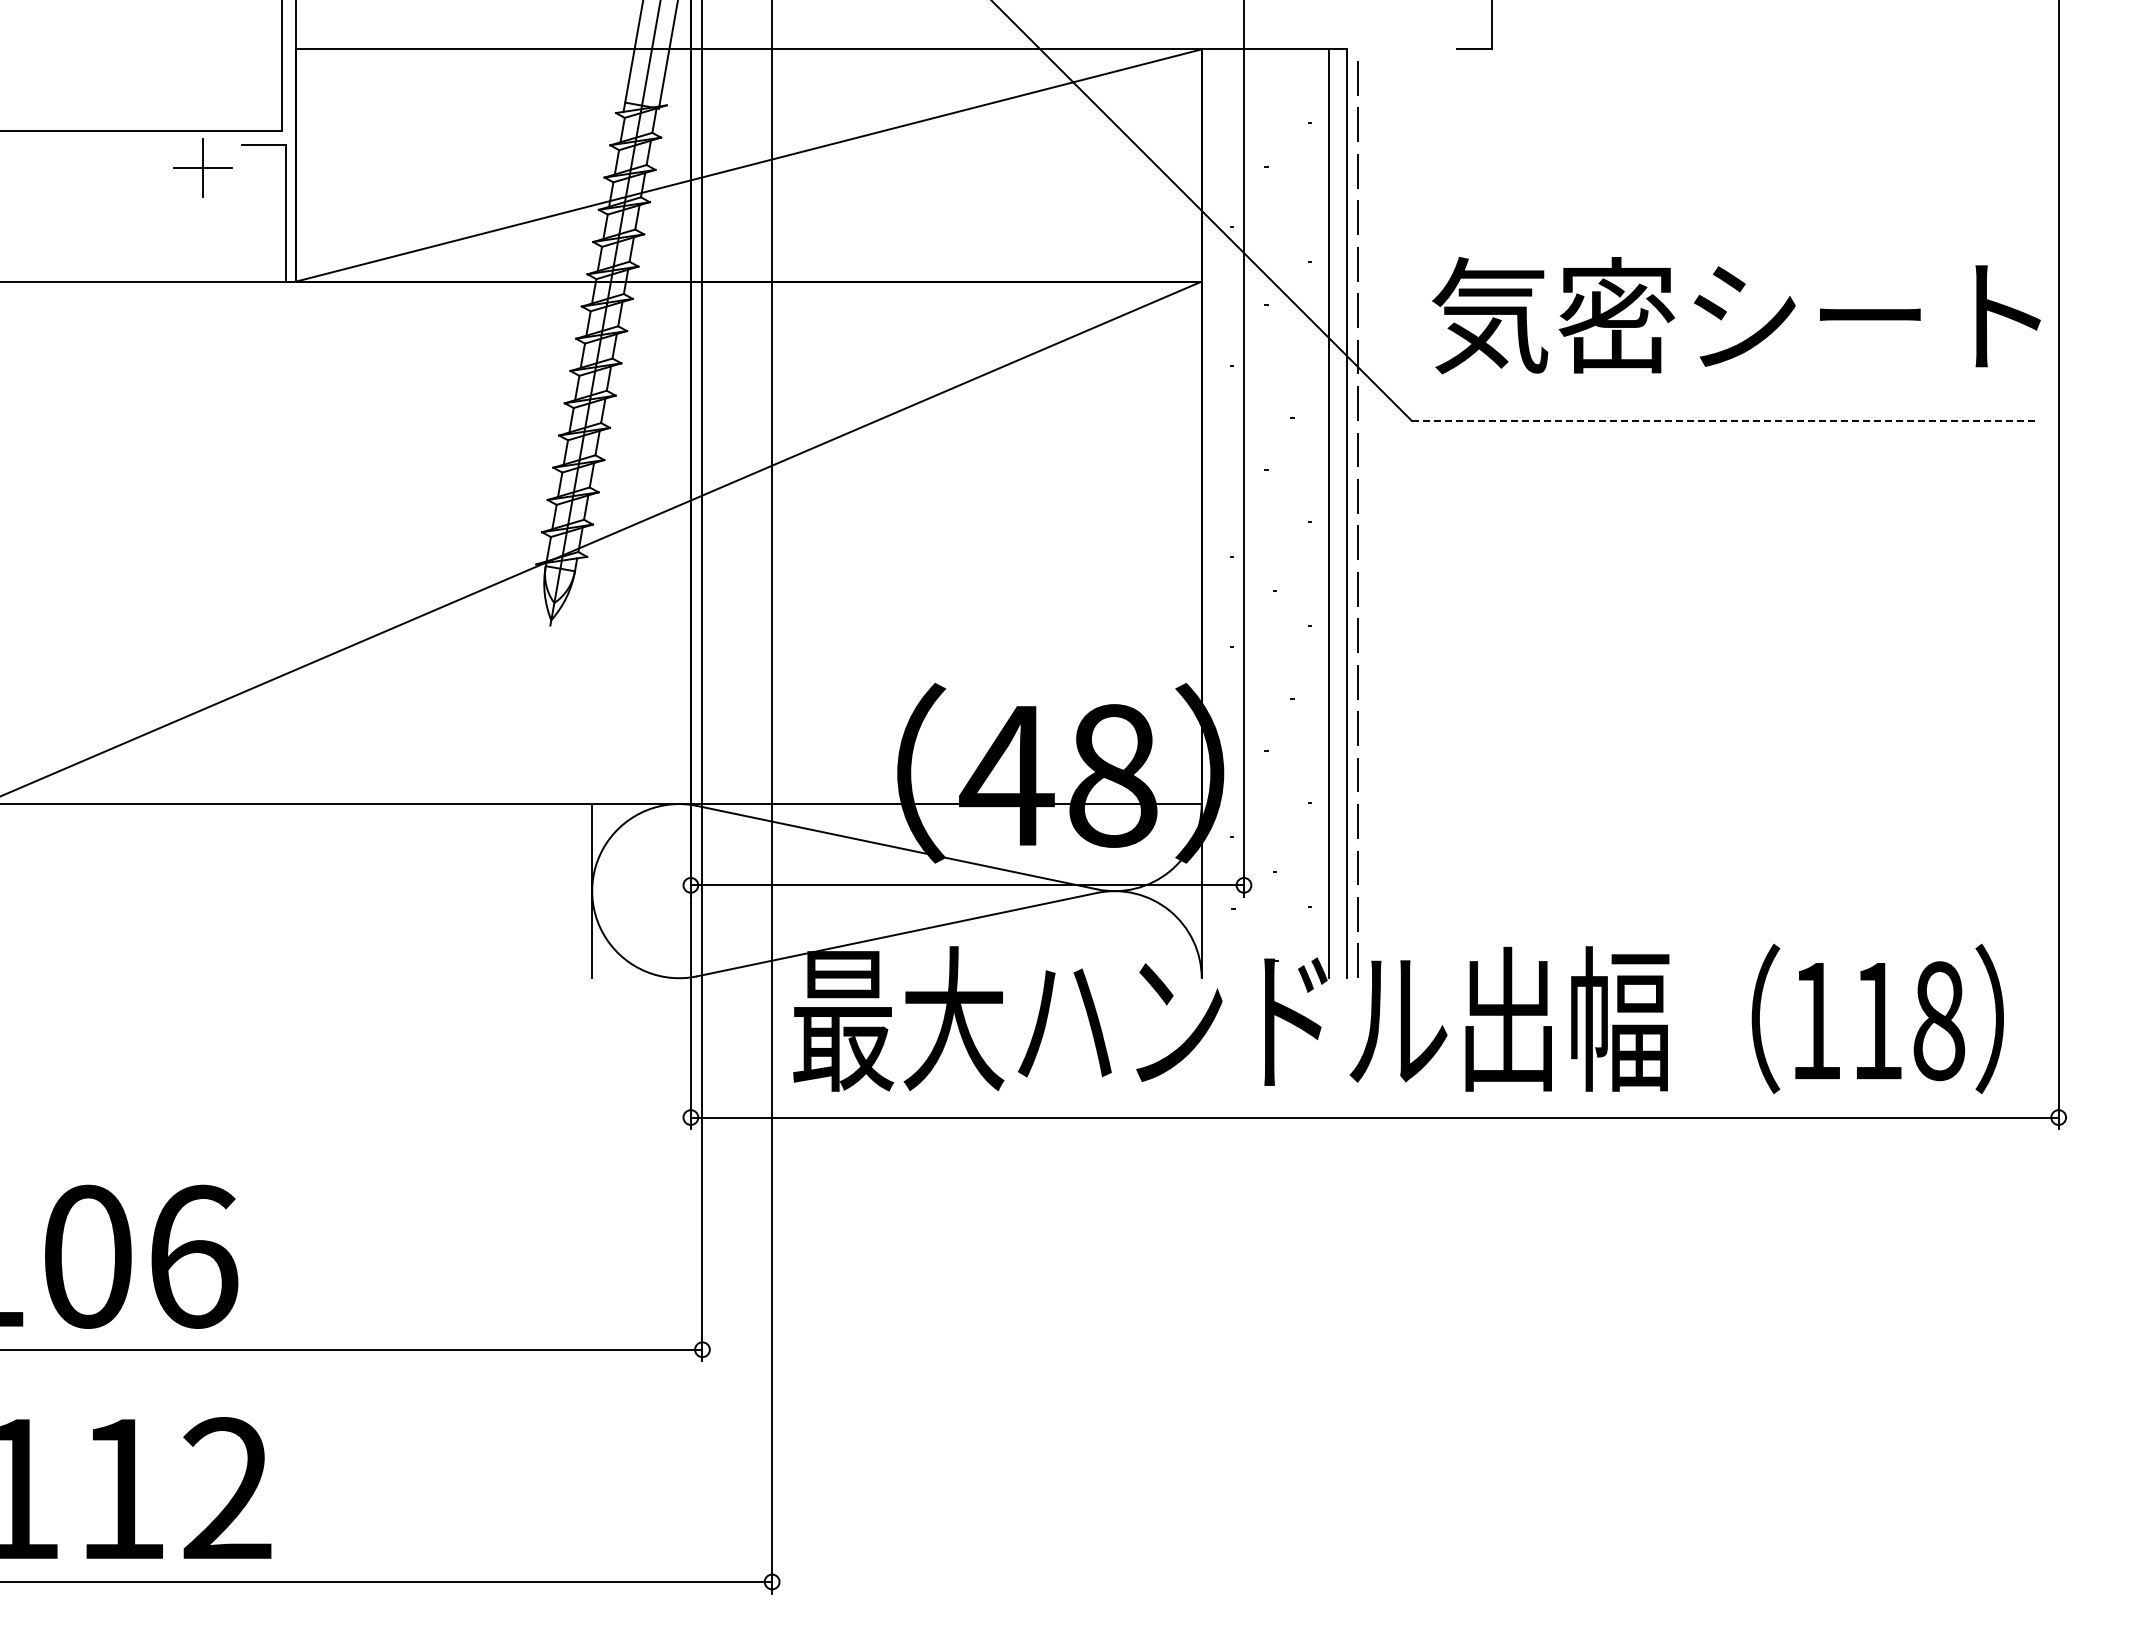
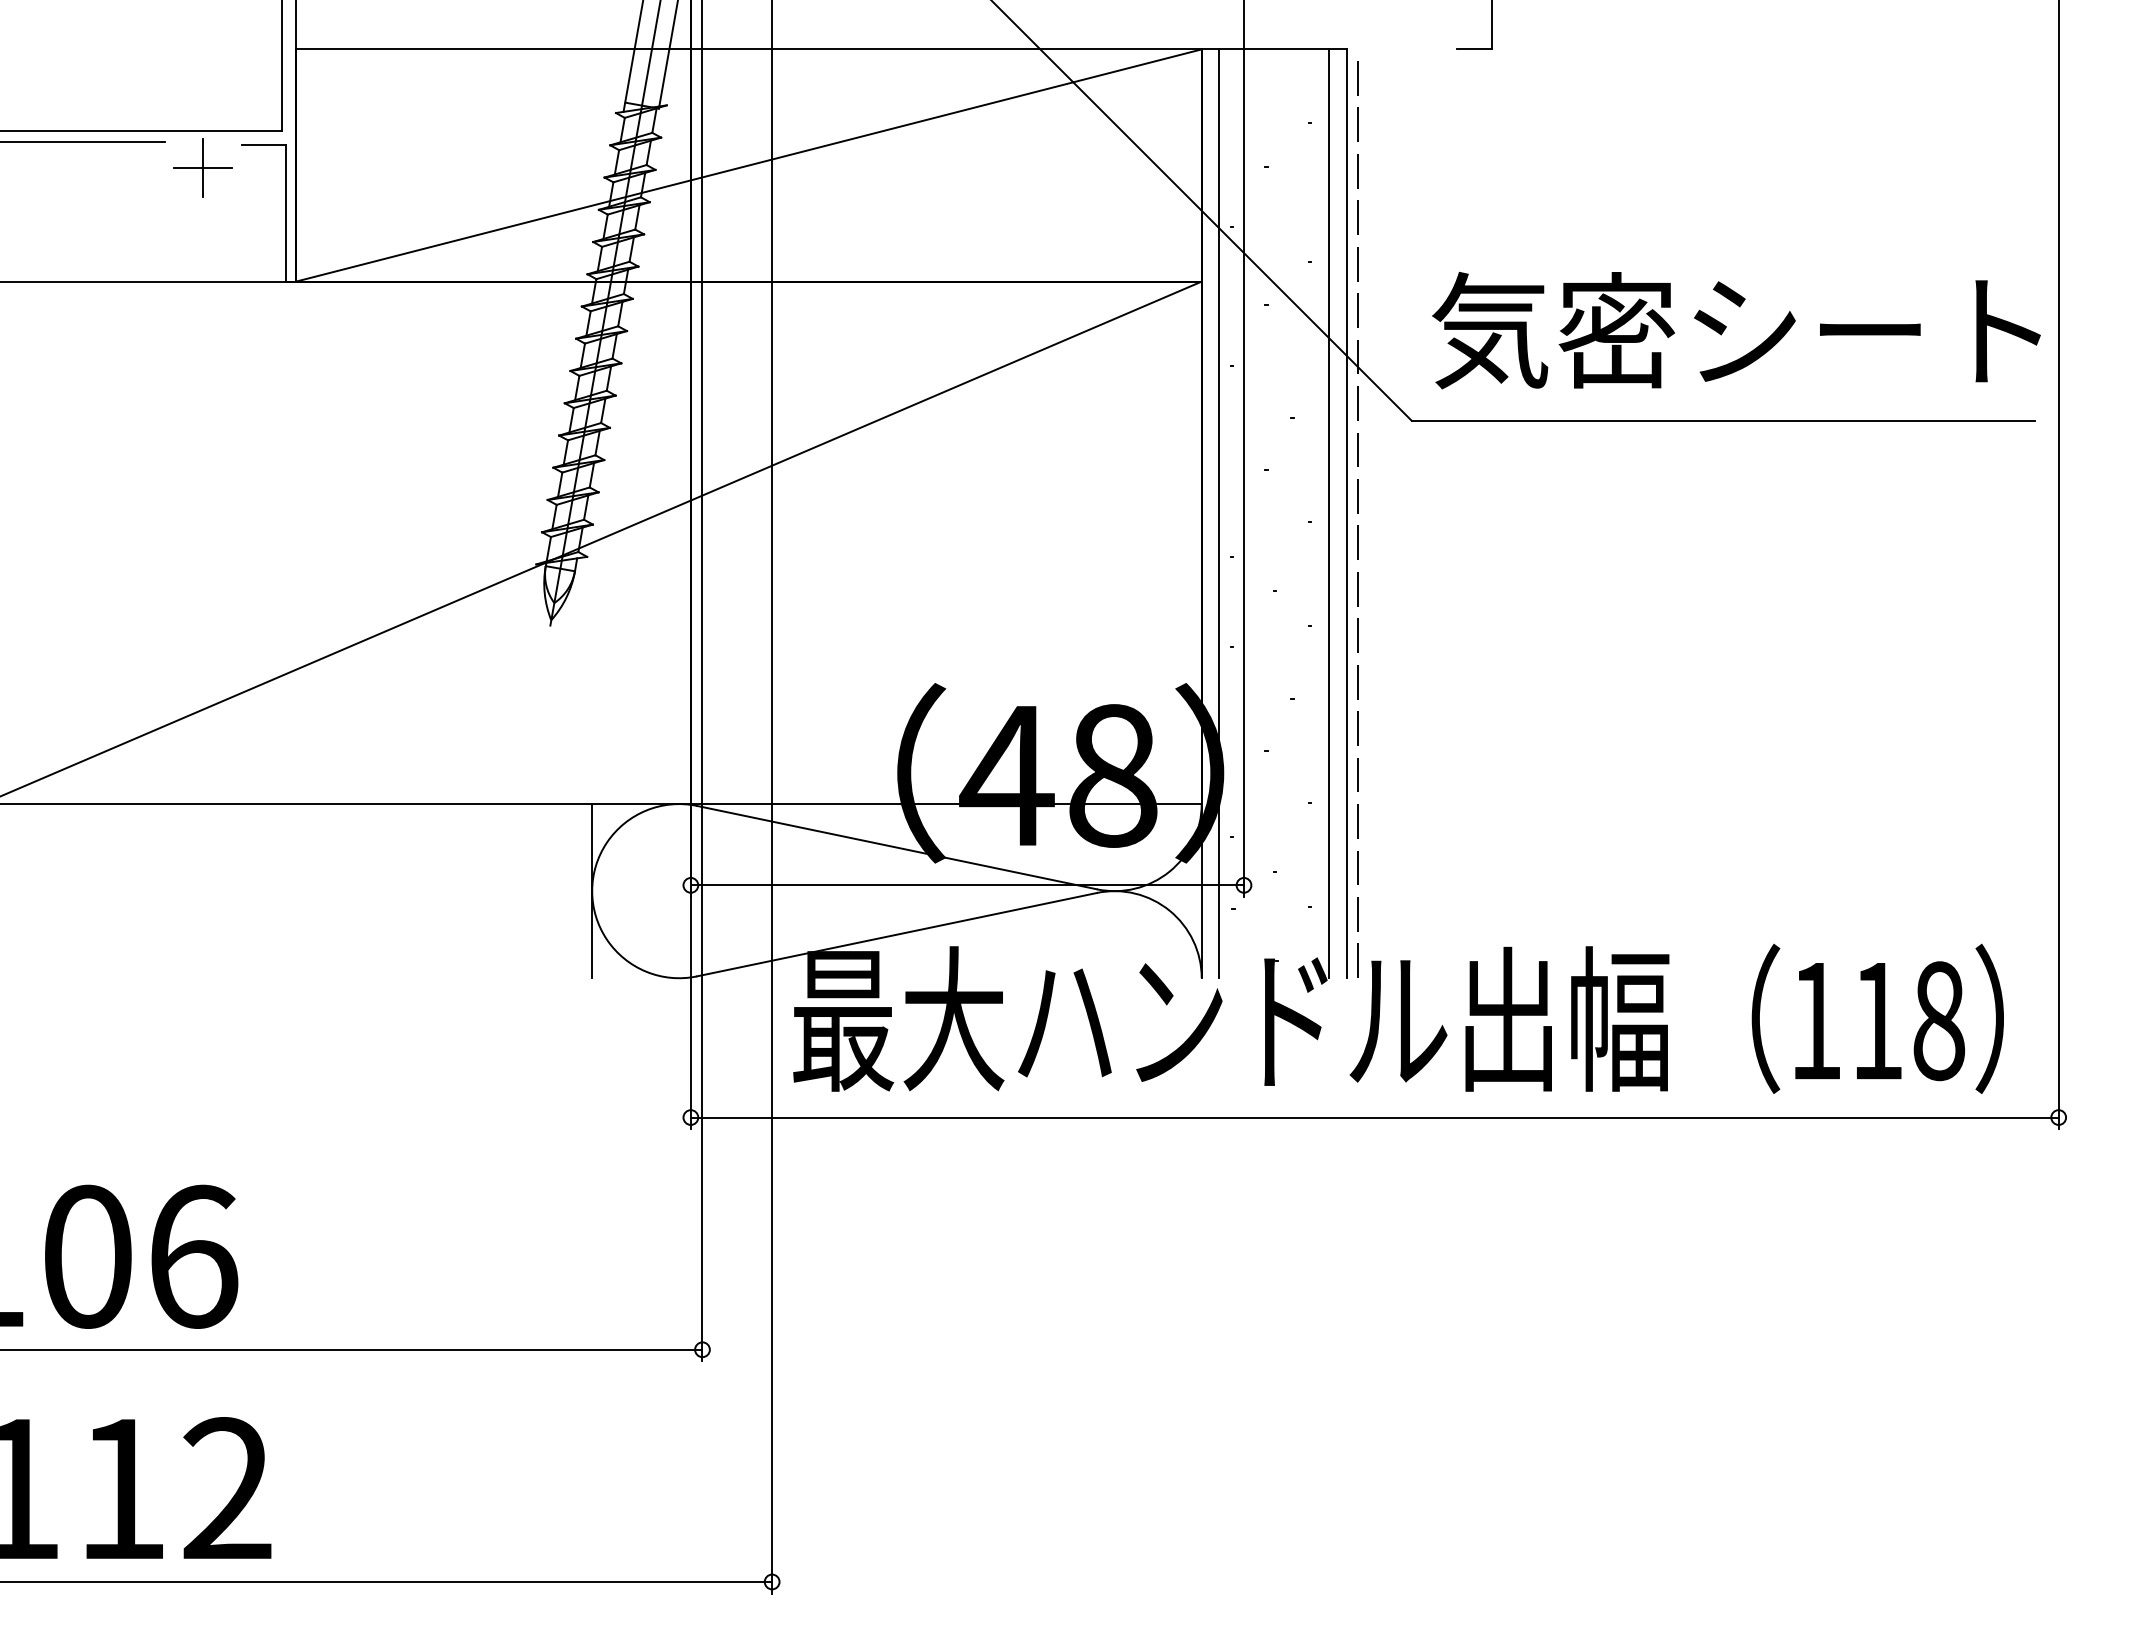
line: none -> present (83, 142)
text position: (1736, 315) -> (1736, 330) (1736, 330)
line: dashed -> solid (1723, 420)
line: none -> present (1219, 513)
